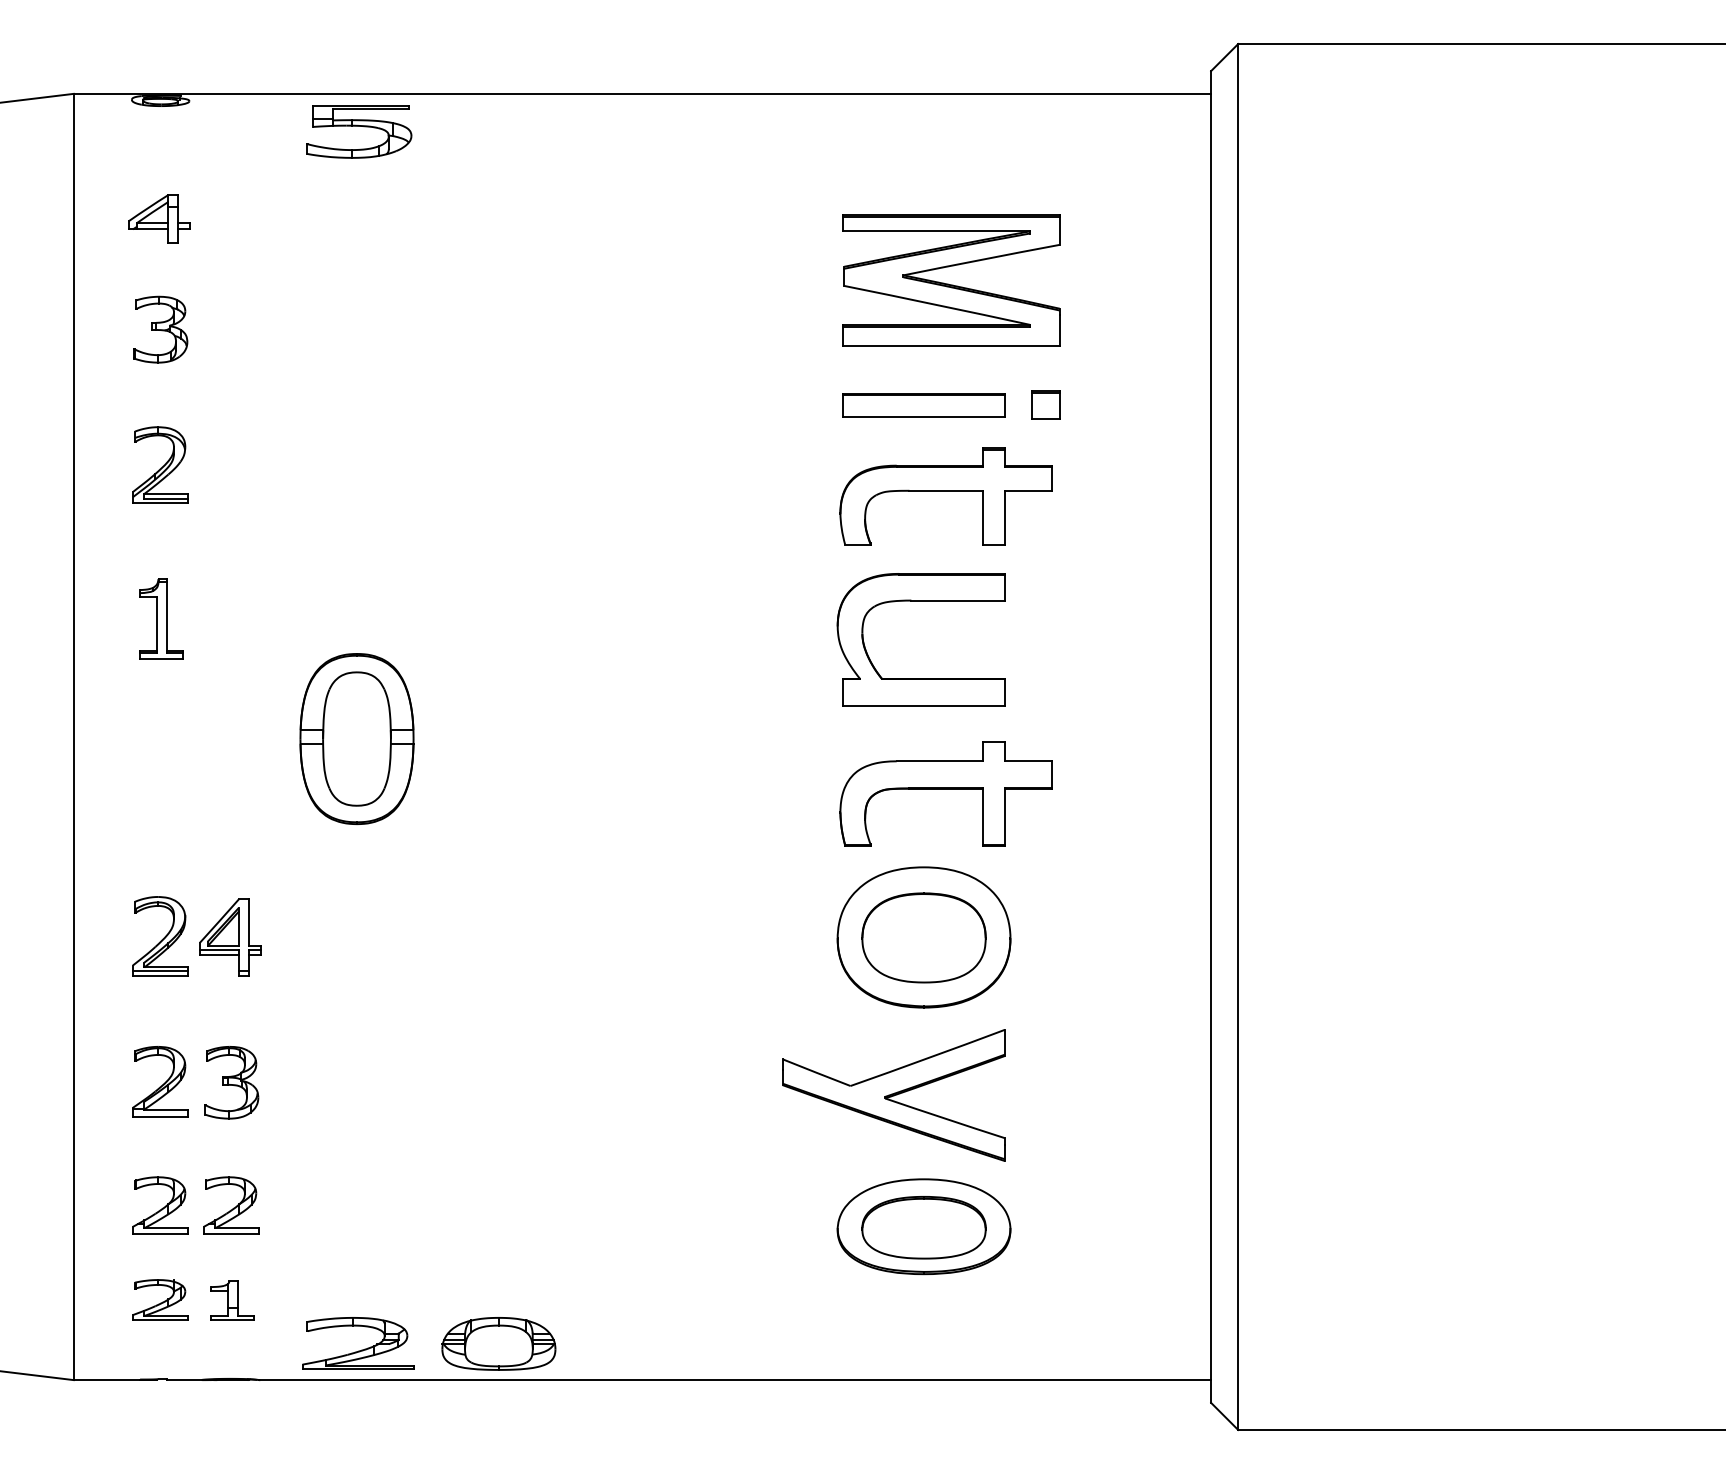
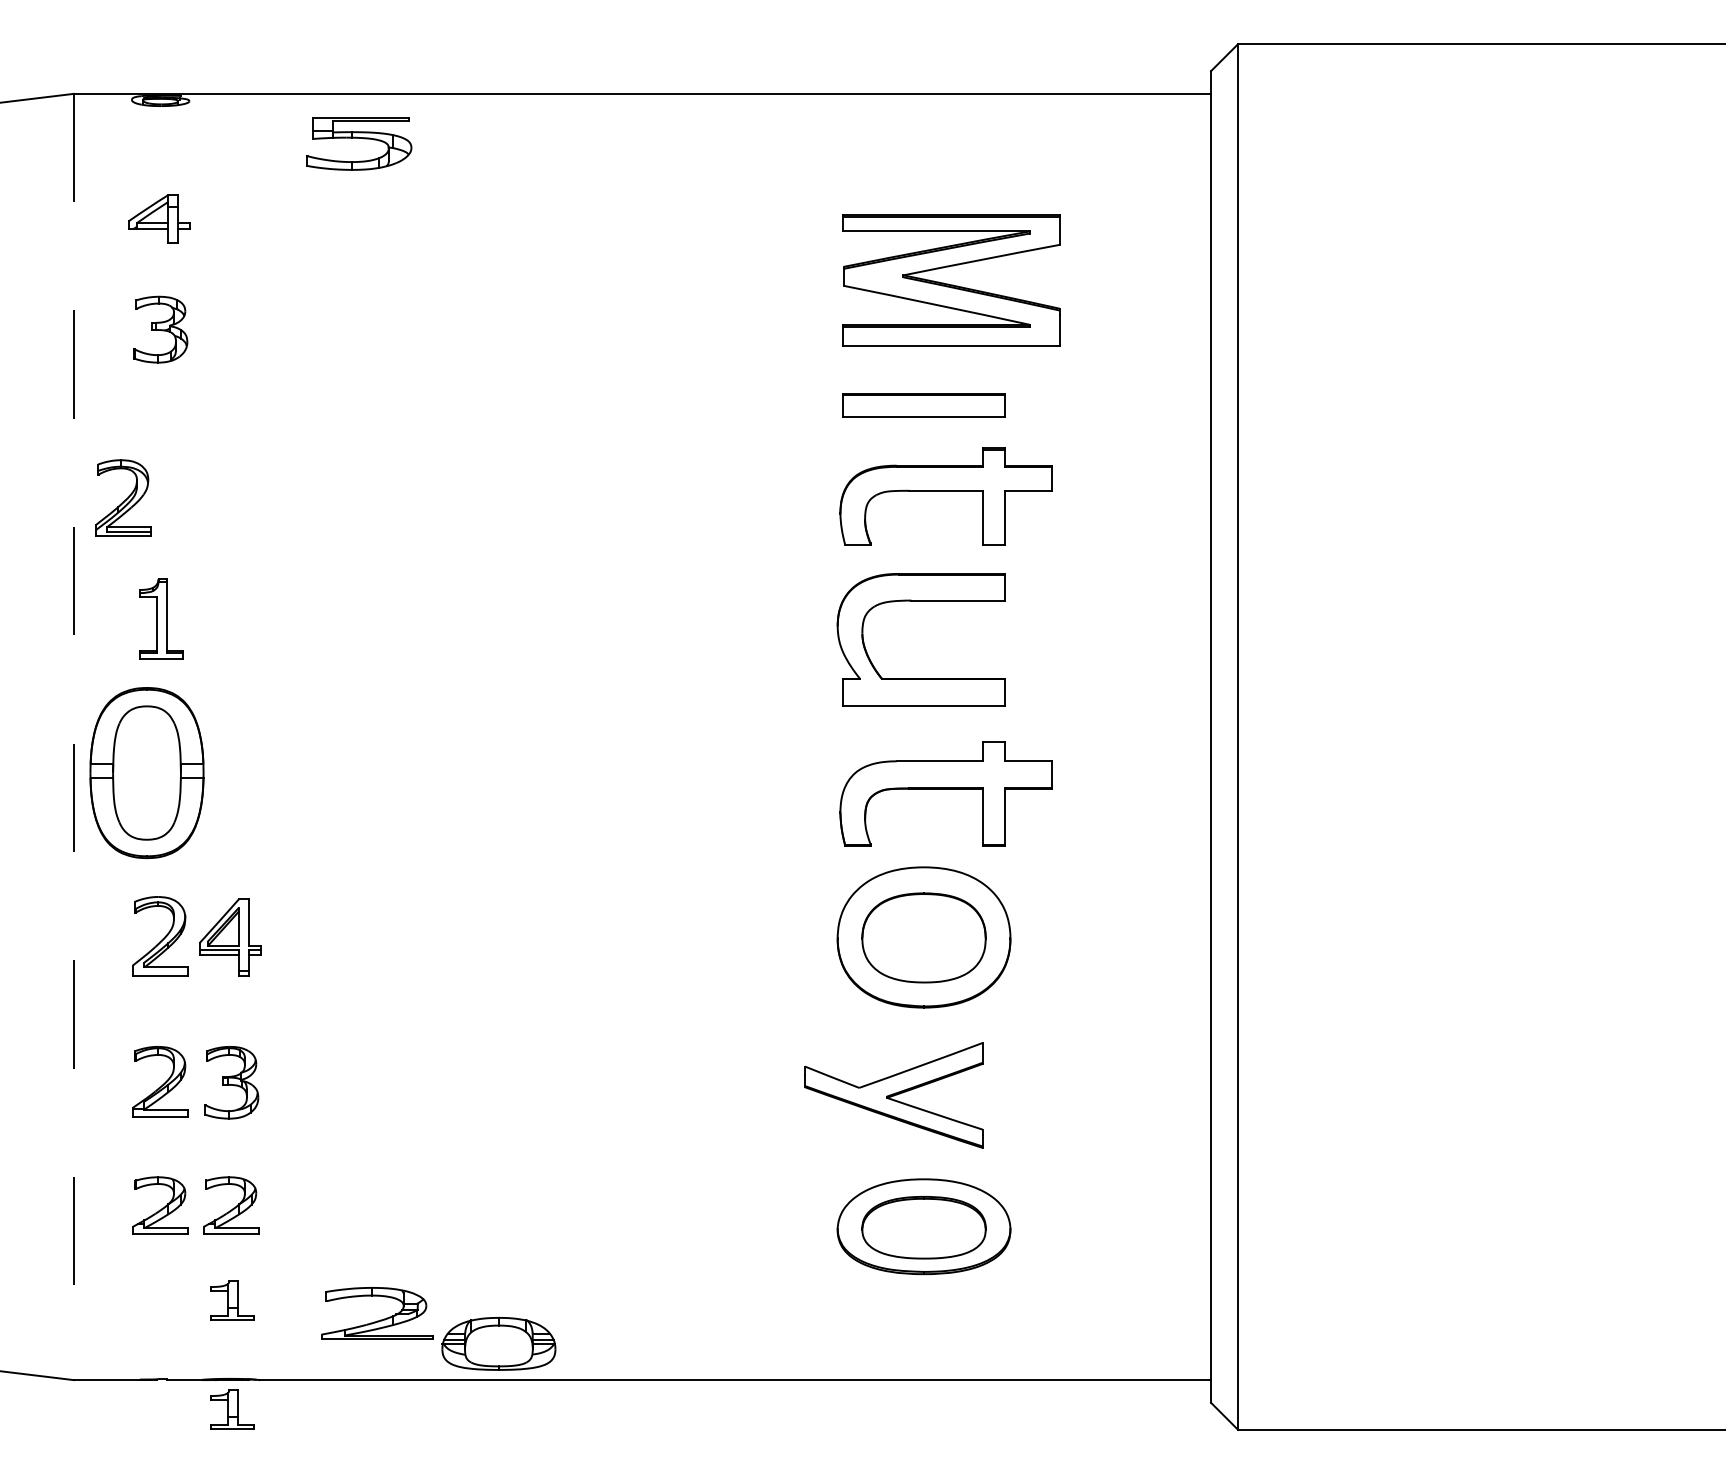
part position: (359, 131) -> (359, 143) (359, 143)
part: present -> none (1045, 404)
part position: (160, 464) -> (123, 497) (123, 497)
line: solid -> dashed (73, 737)
part position: (356, 738) -> (146, 772) (146, 772)
line: present -> none (160, 971)
part size: 224x133 px -> 180x107 px (893, 1095)
part: present -> none (160, 1299)
part position: (361, 1349) -> (380, 1319) (380, 1319)
part: none -> present (232, 1409)
